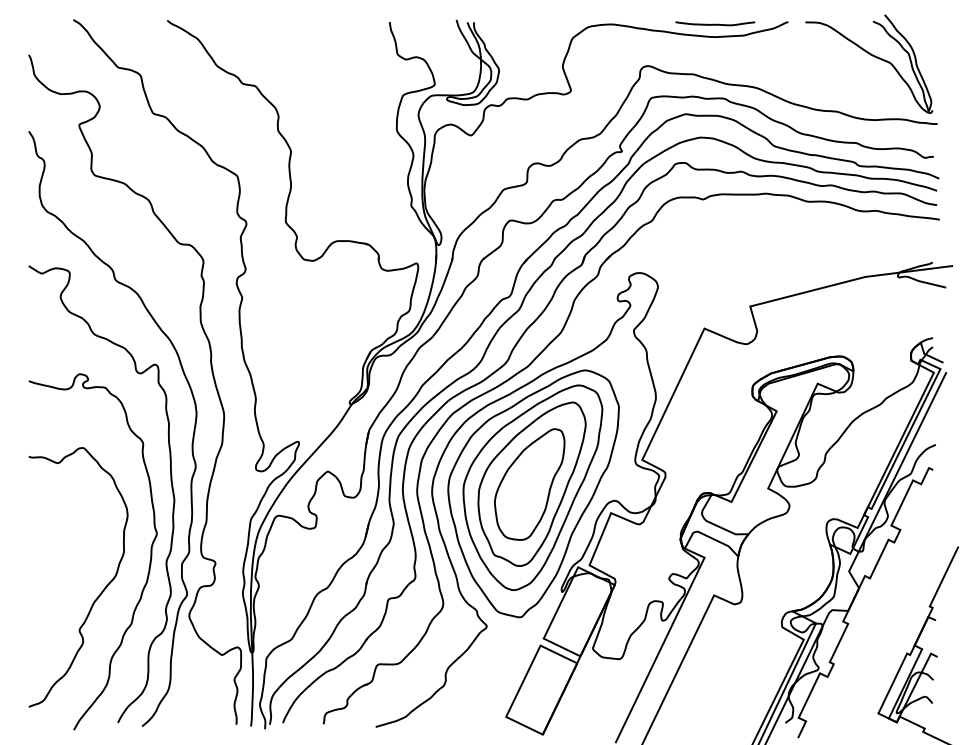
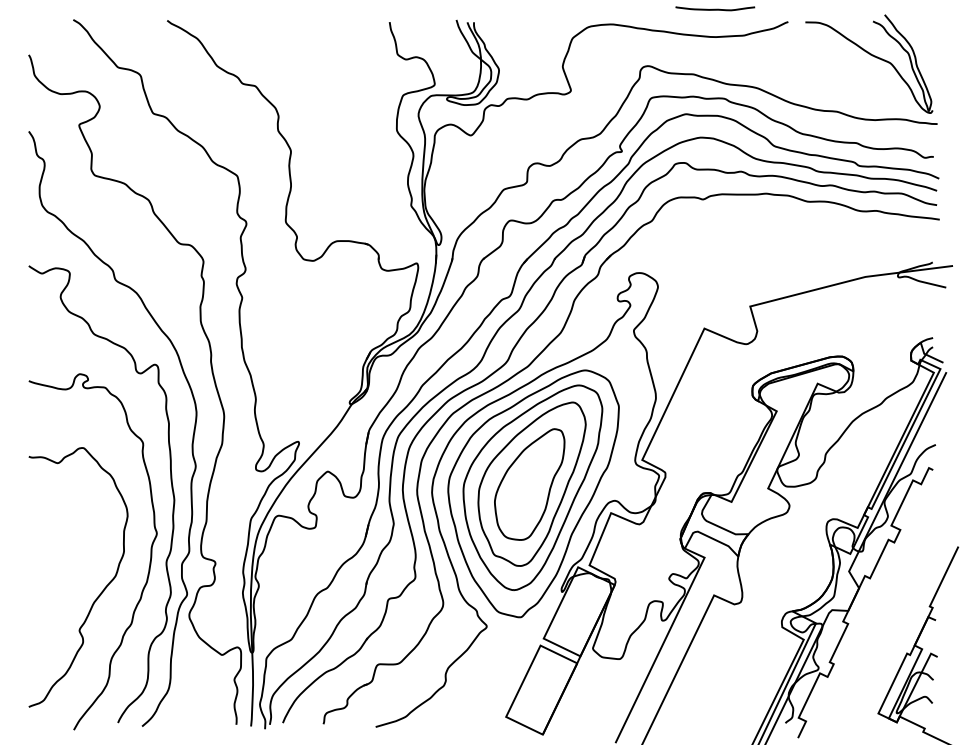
curve position: (715, 23) -> (715, 8) (715, 8)
